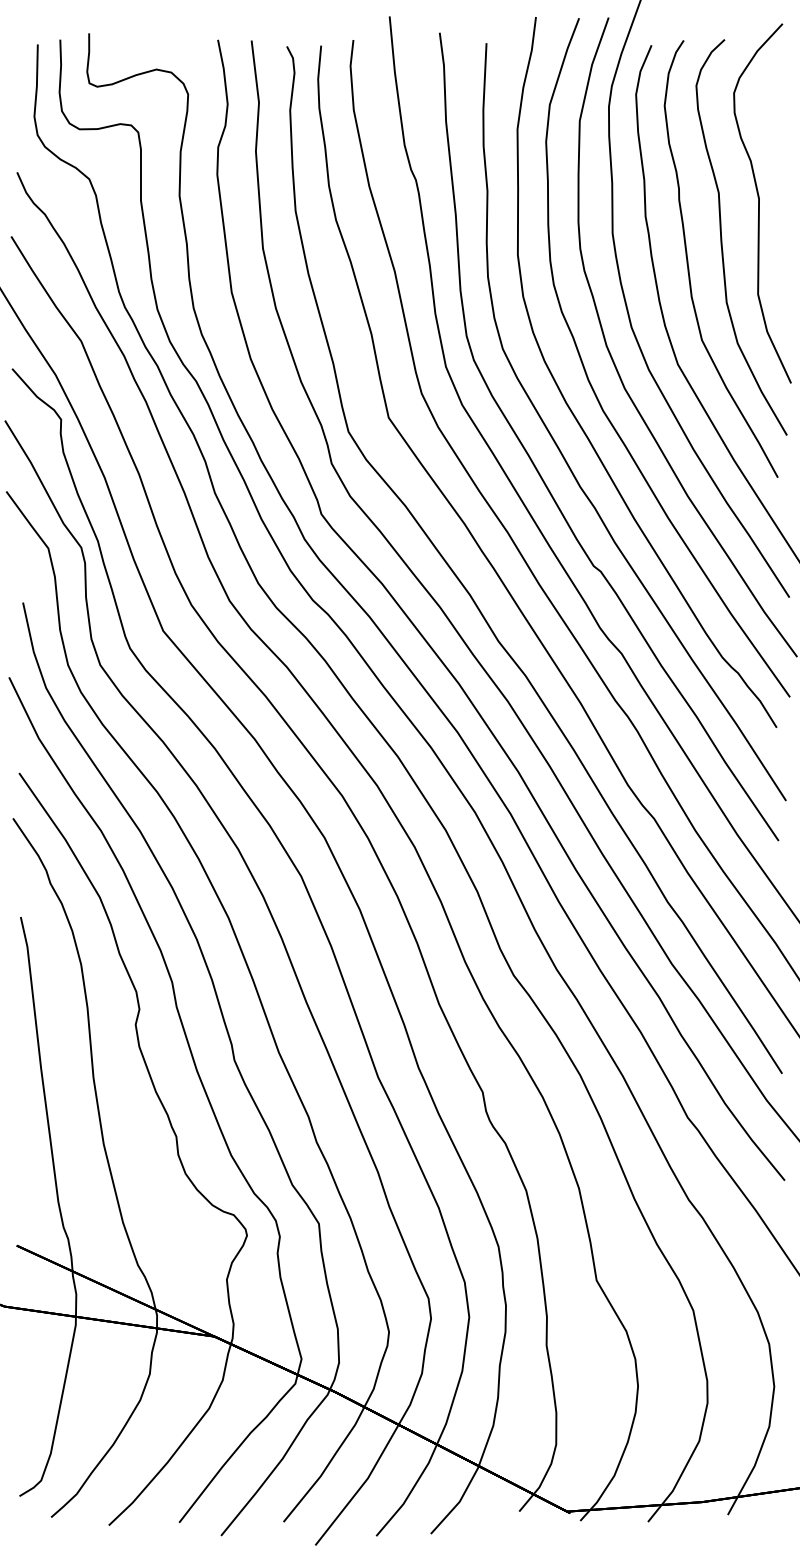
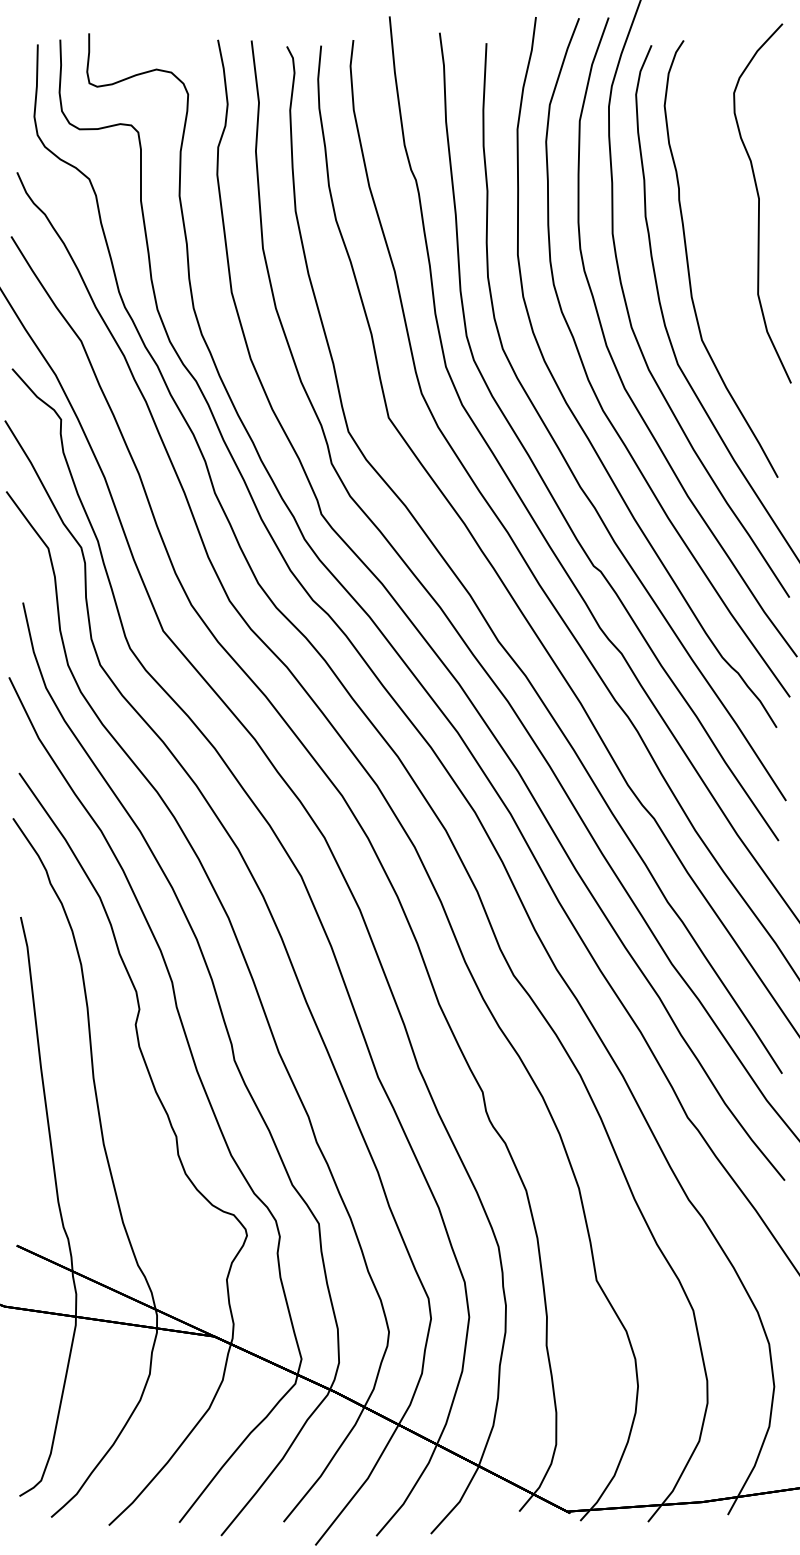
curve: present -> none (722, 237)
